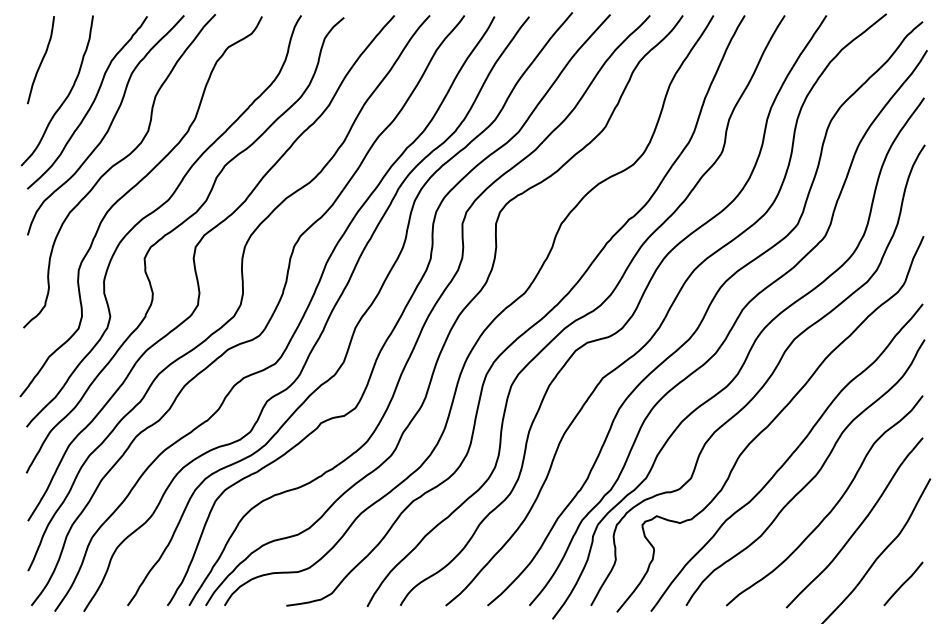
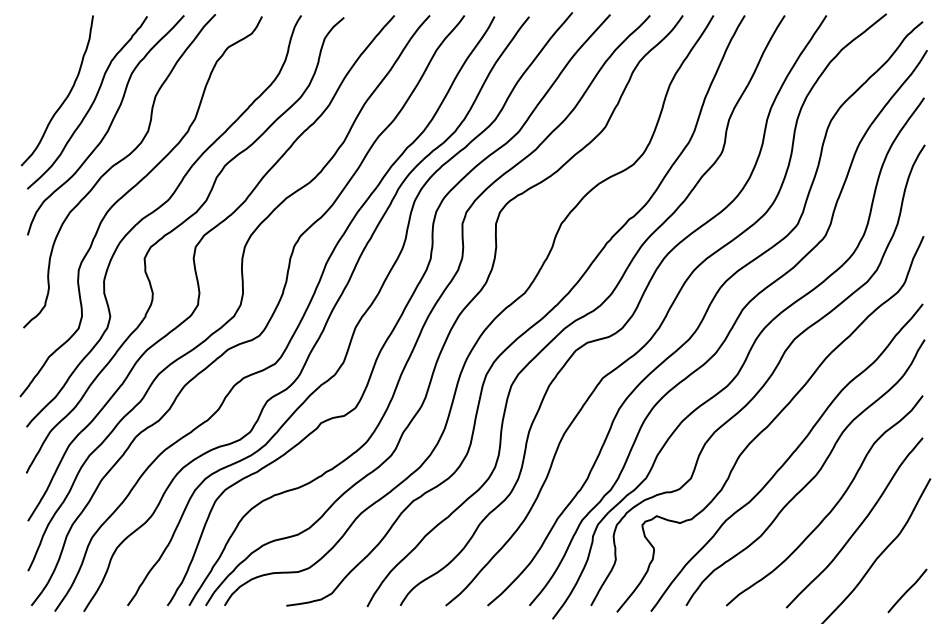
curve: present -> none (41, 60)
line position: (903, 583) -> (907, 590) (907, 590)
